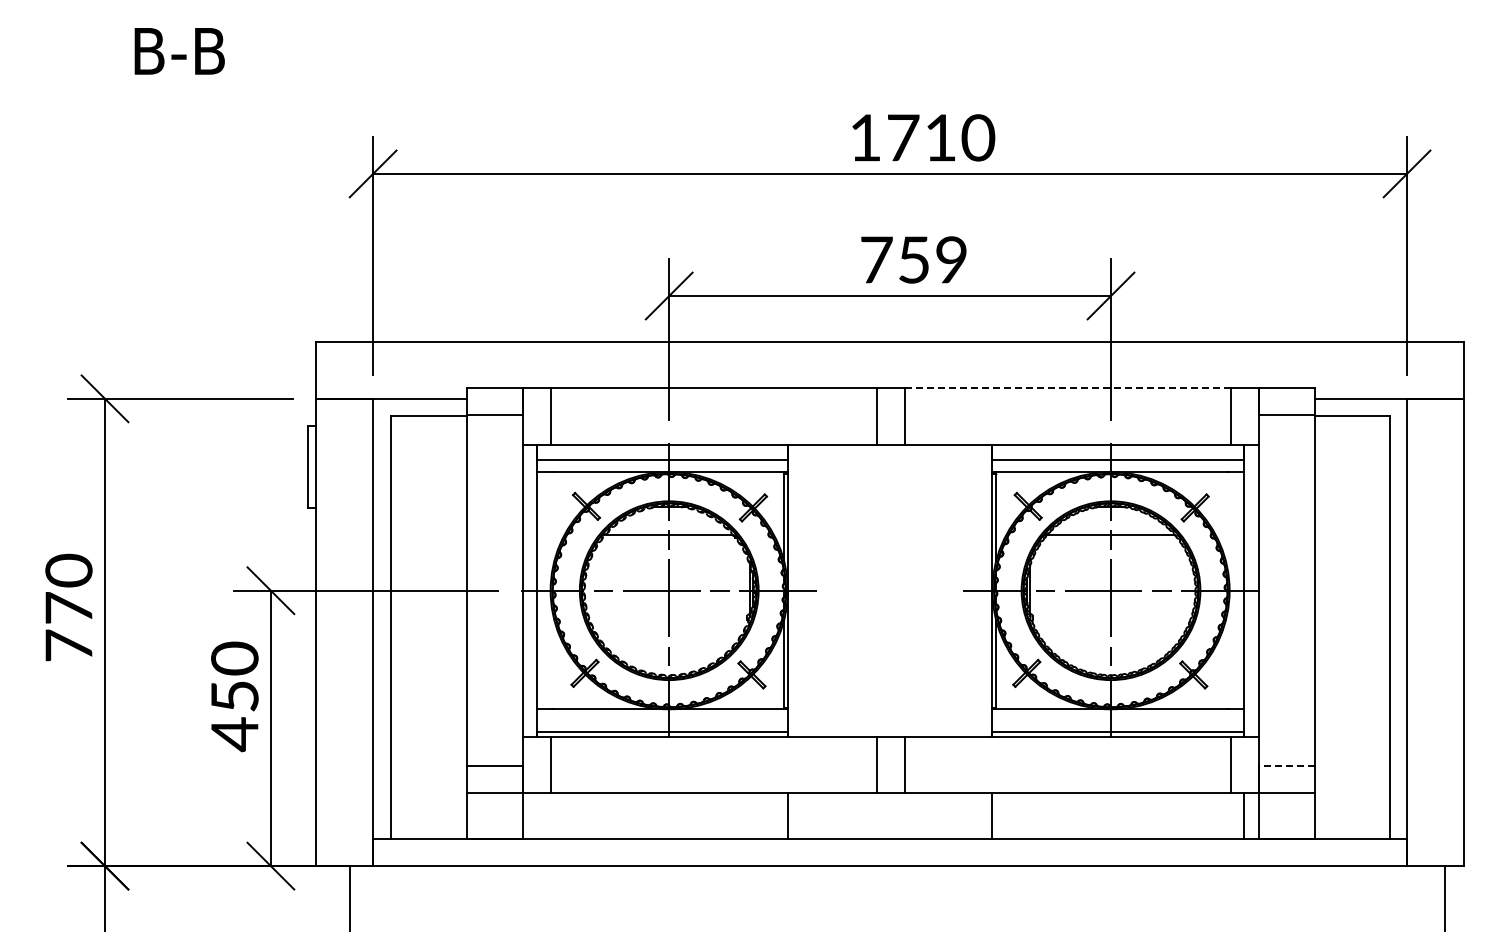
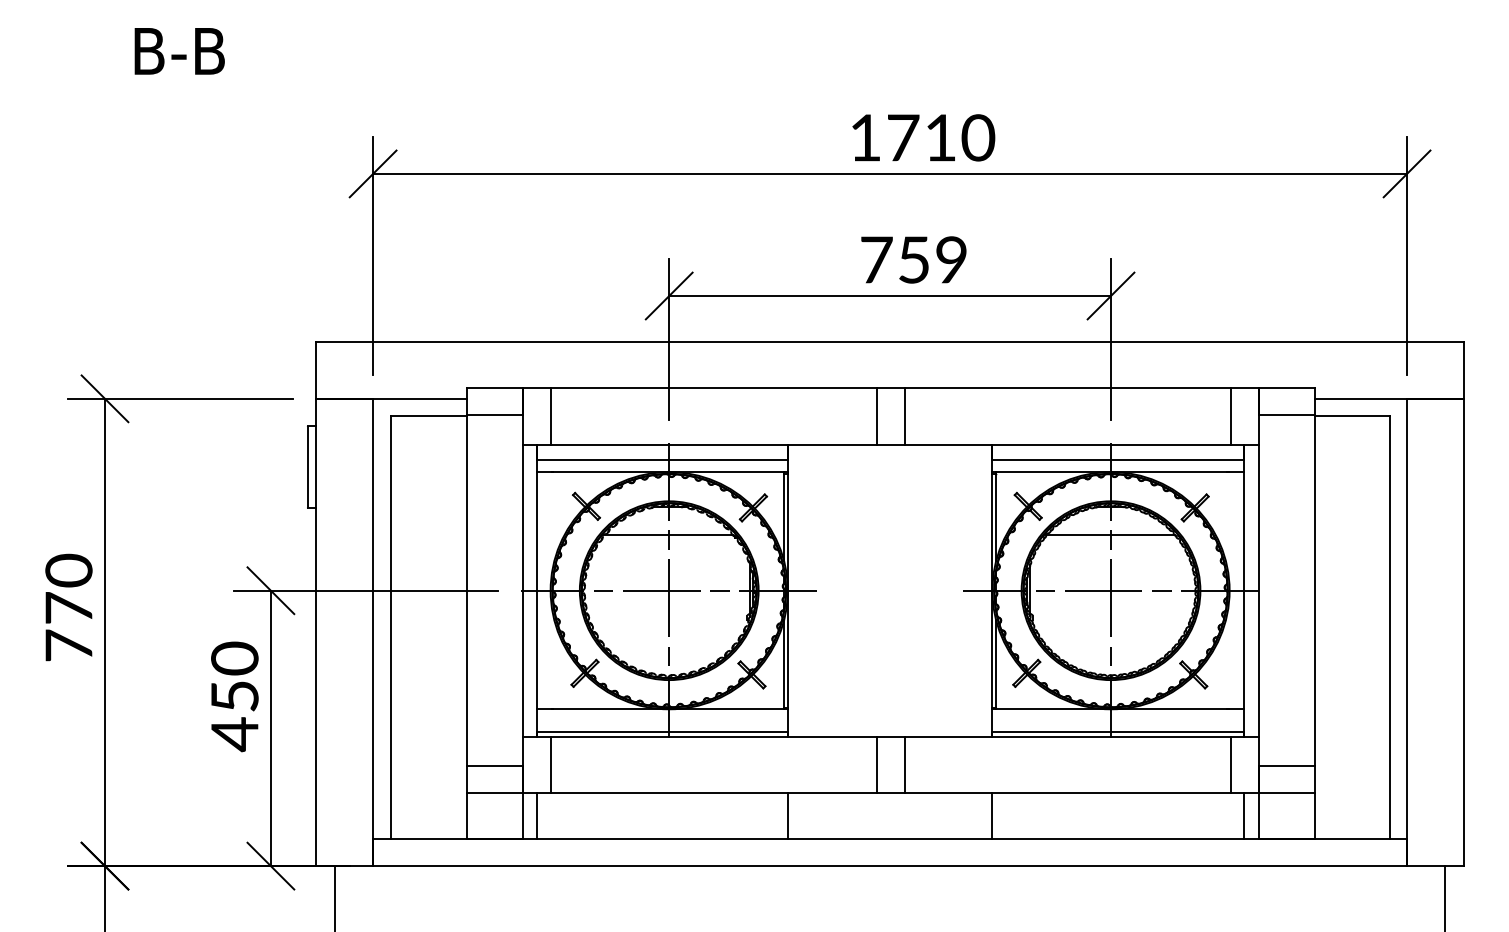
line: dashed -> solid (1068, 388)
line: dashed -> solid (1286, 765)
line: none -> present (536, 815)
line position: (350, 897) -> (335, 897) (335, 897)
